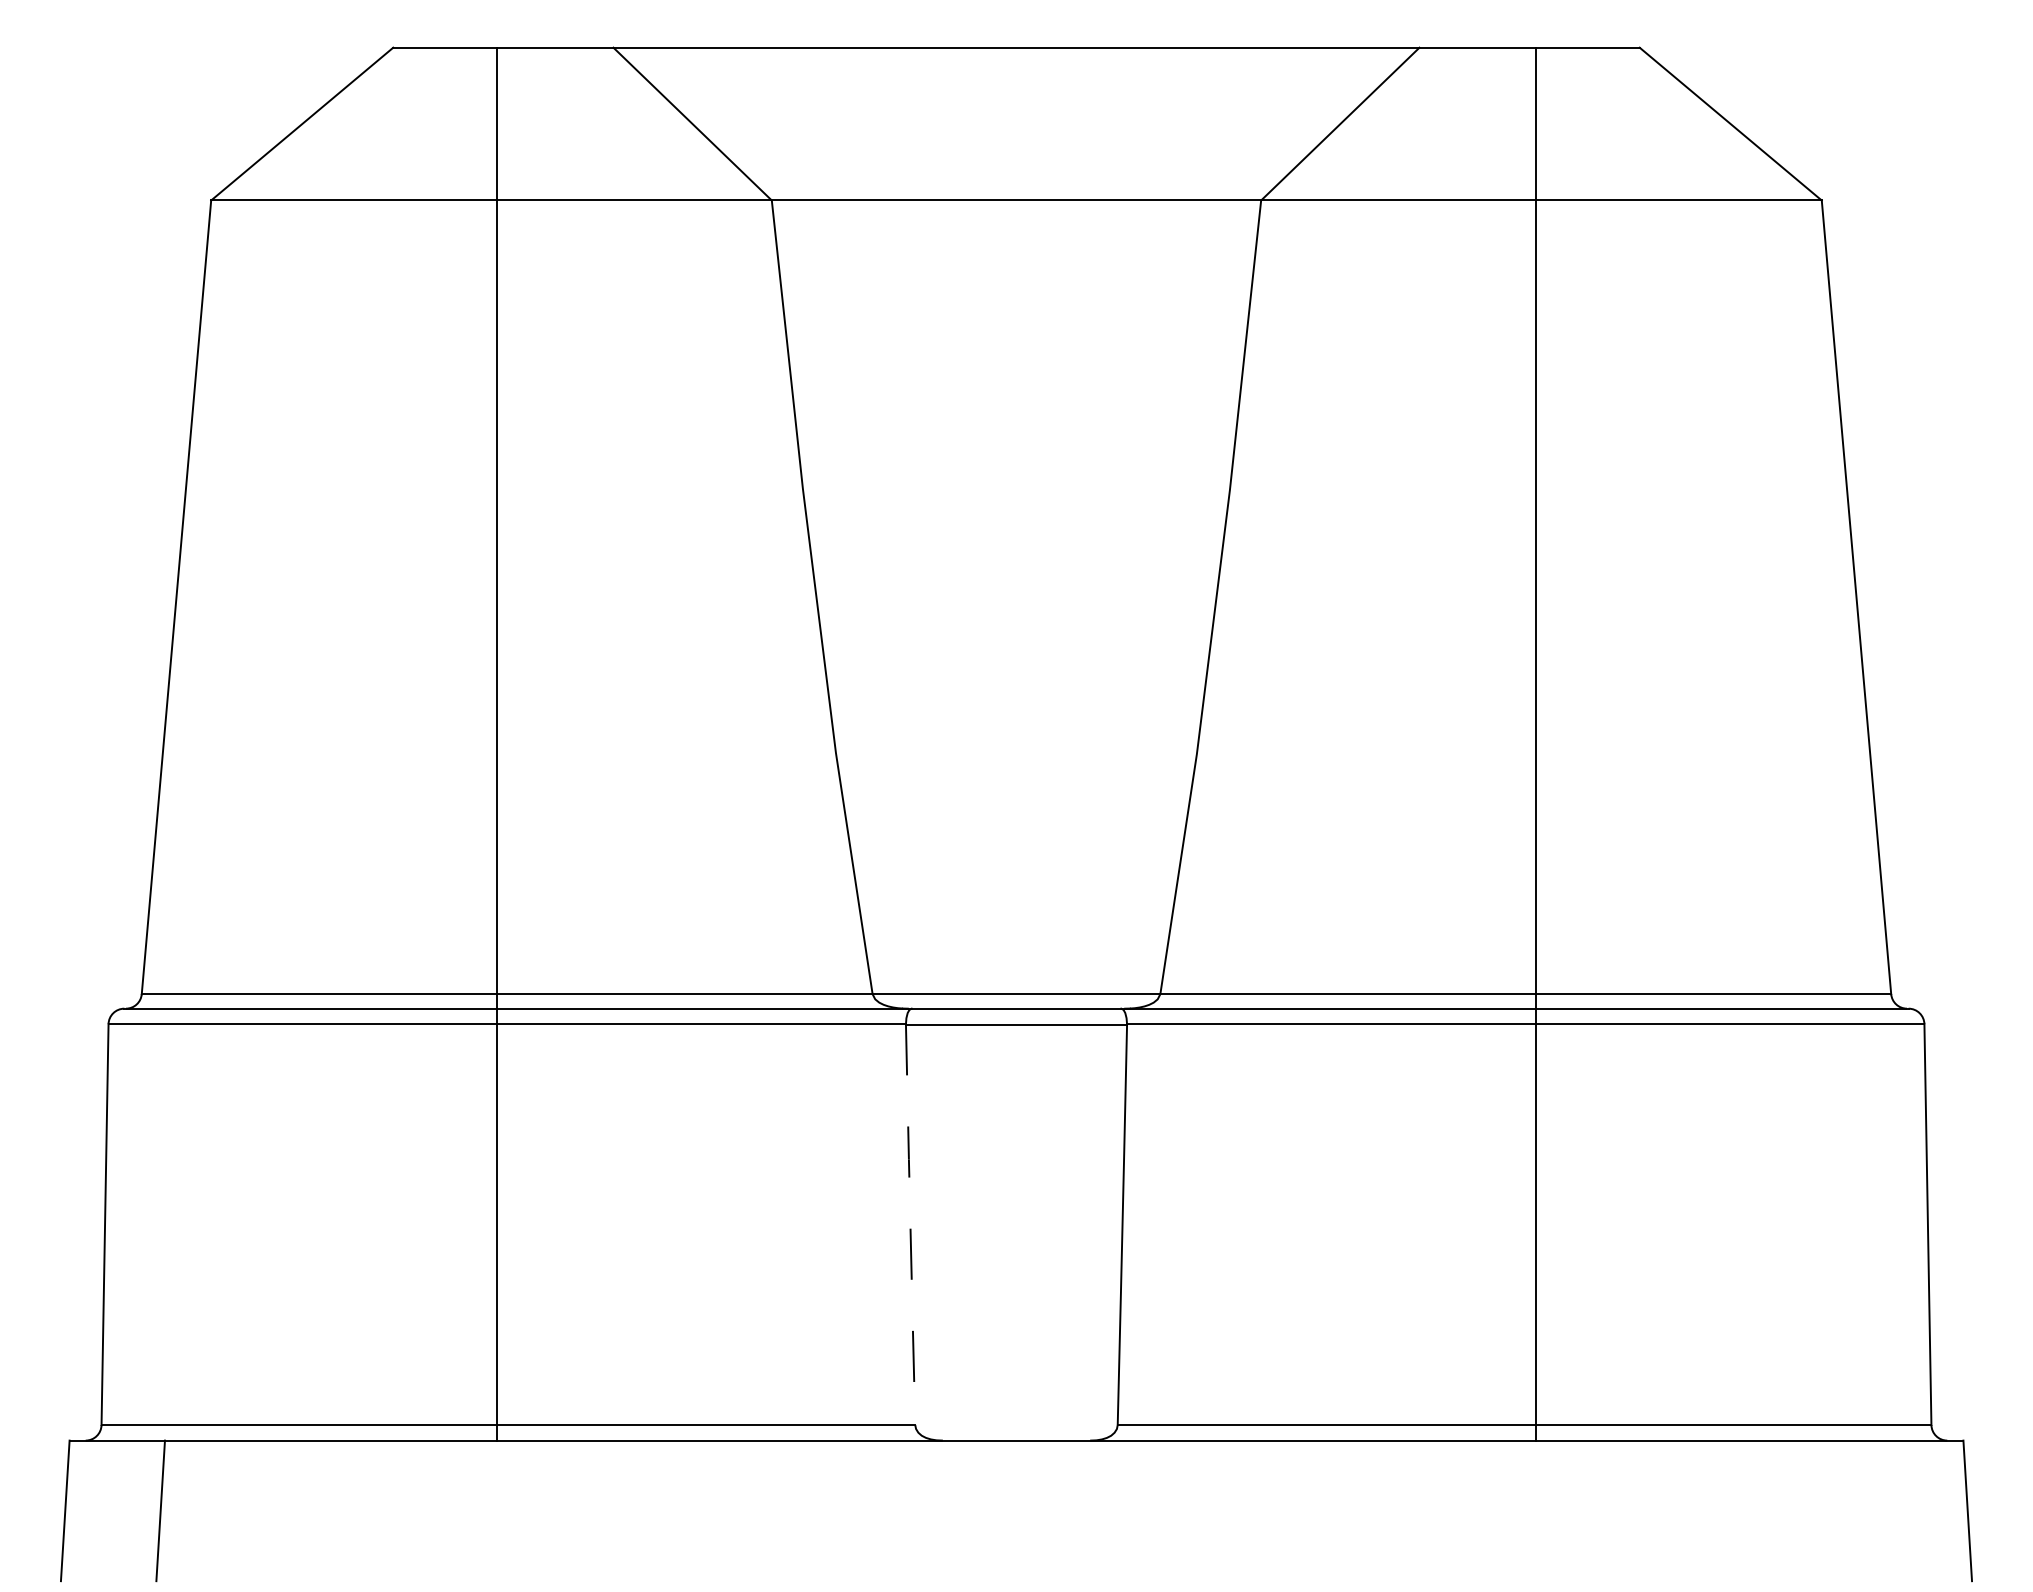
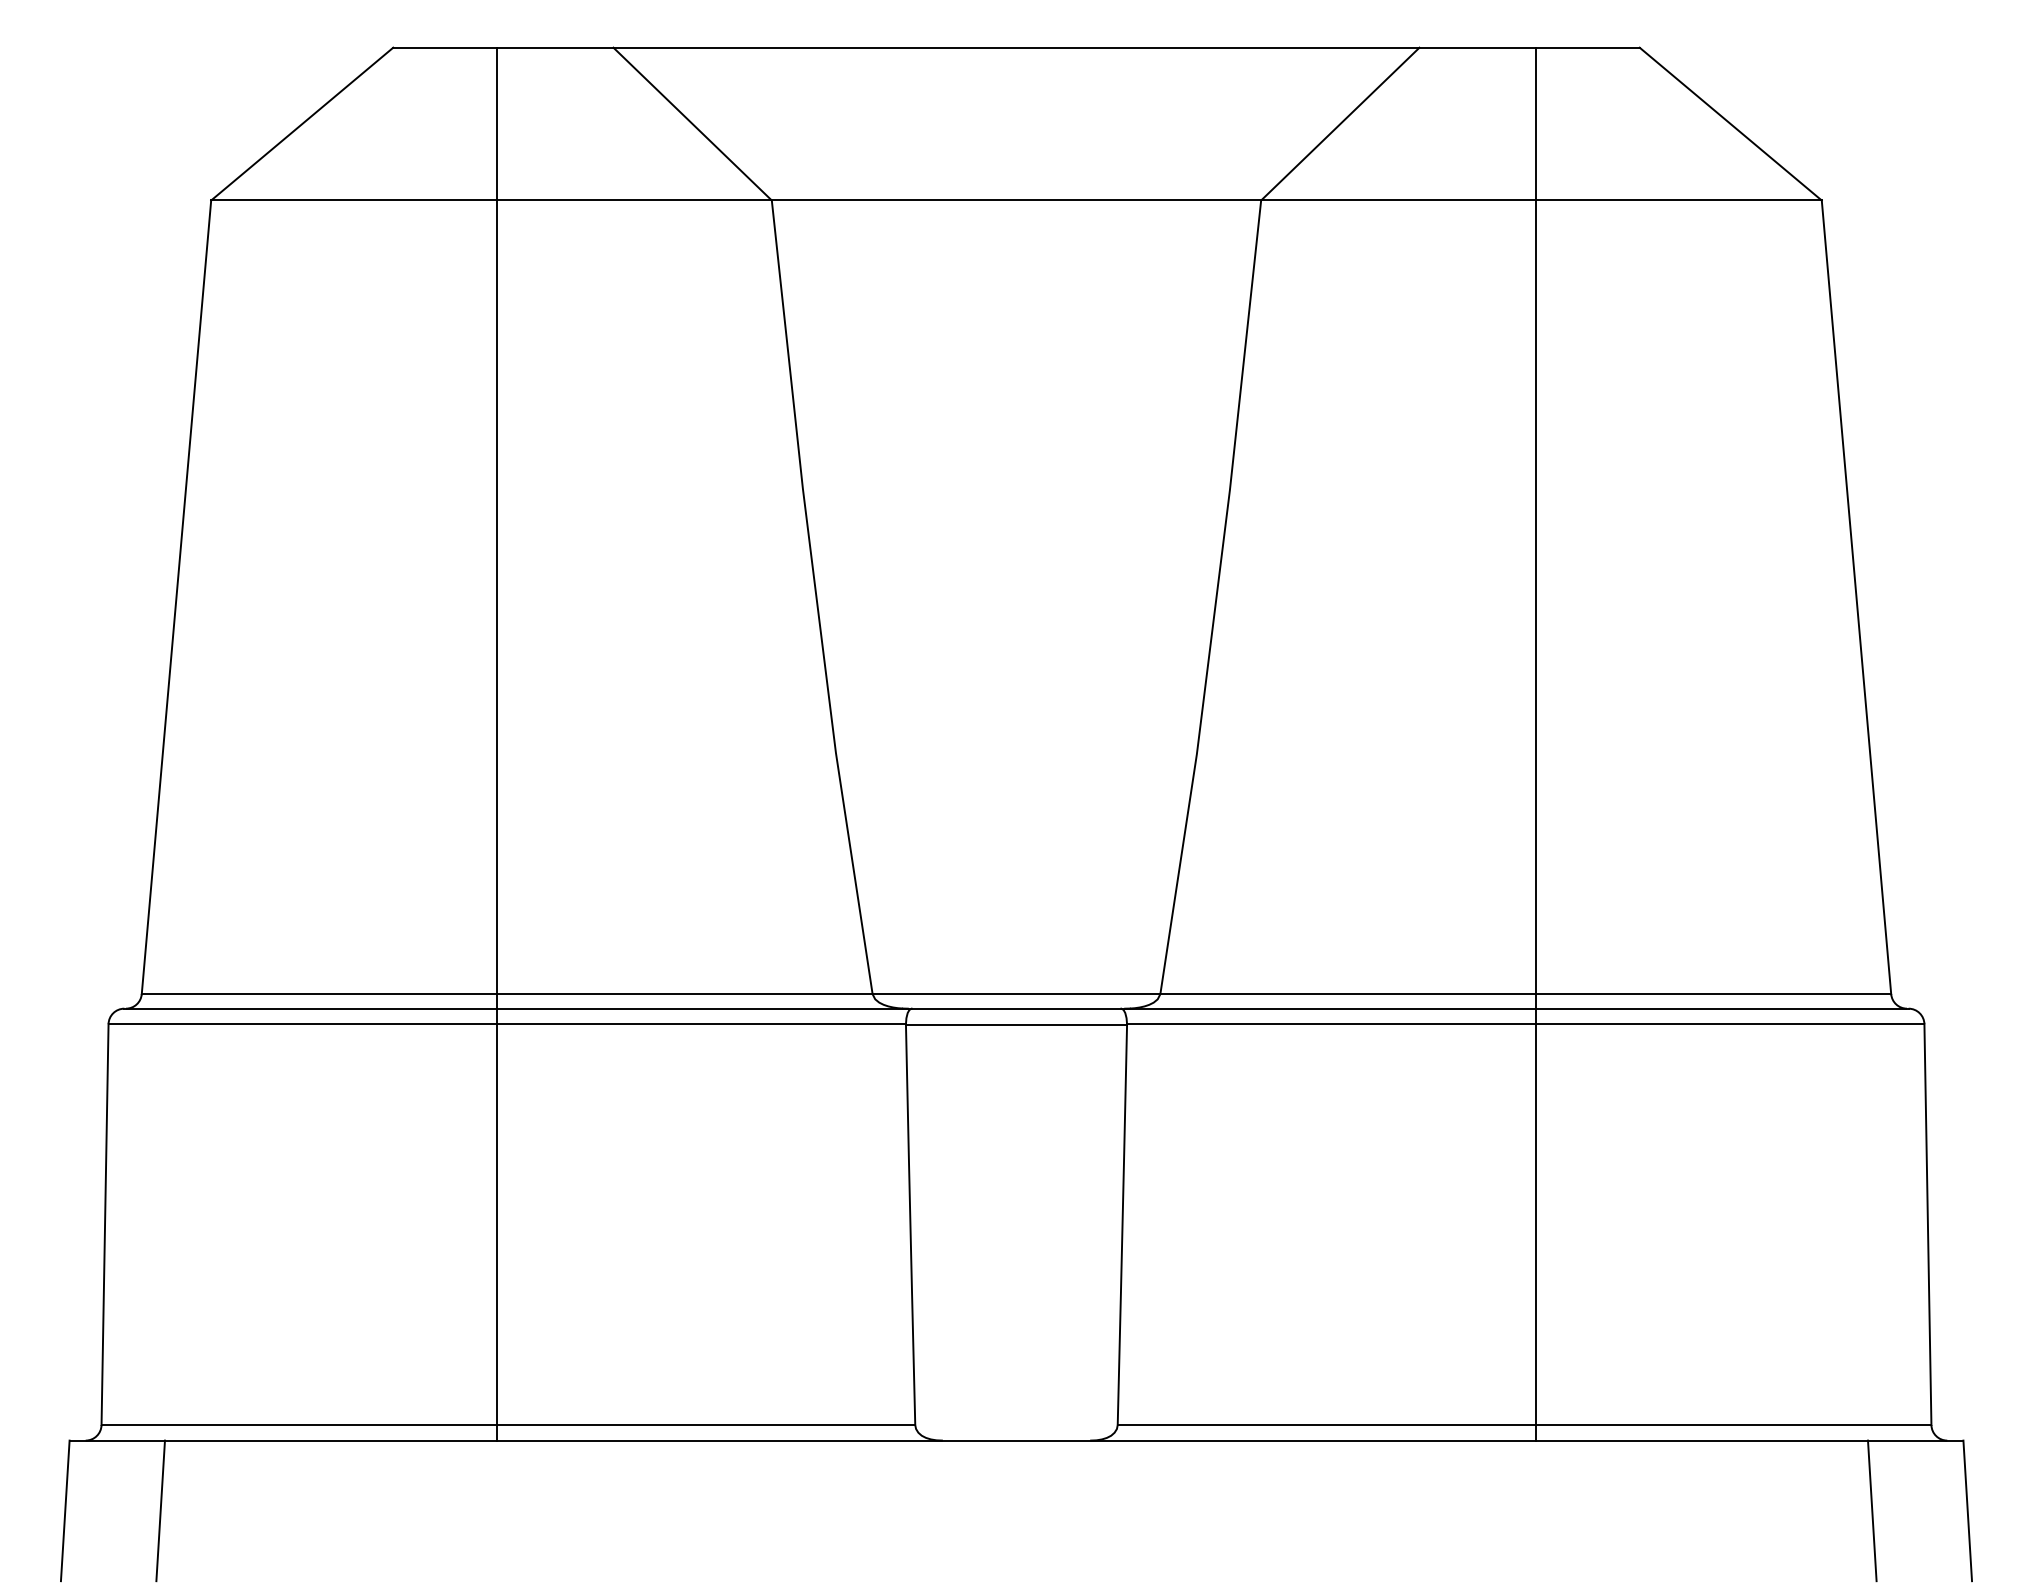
line: dashed -> solid (910, 1225)
line: none -> present (1871, 1510)
